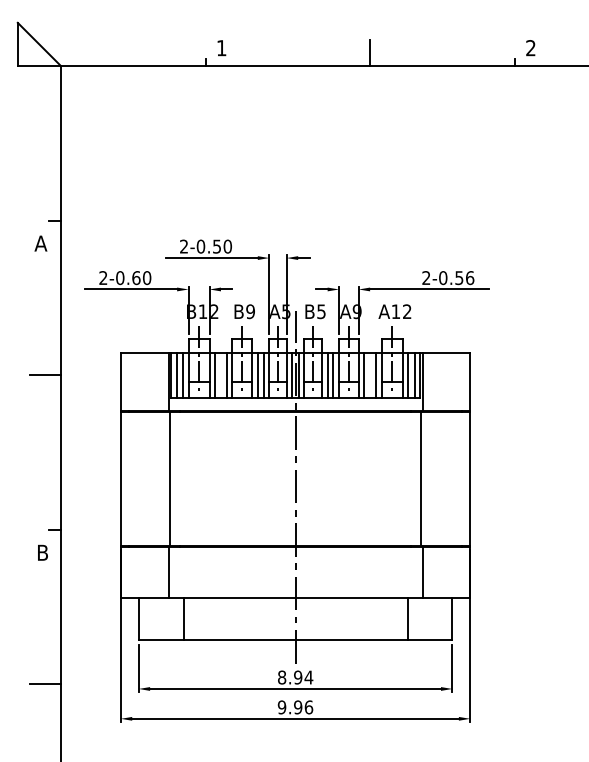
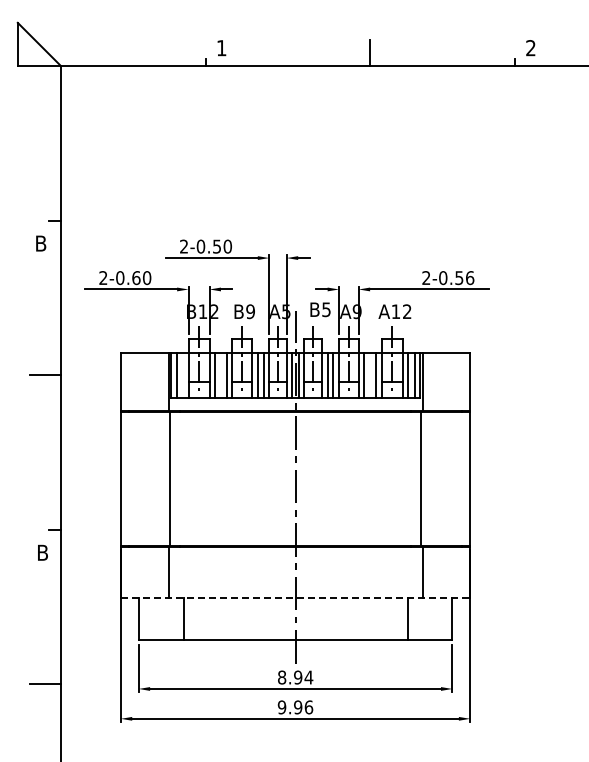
text: A -> B (40, 243)
text position: (315, 311) -> (320, 309) (320, 309)
line: present -> none (182, 375)
line: solid -> dashed (296, 598)
